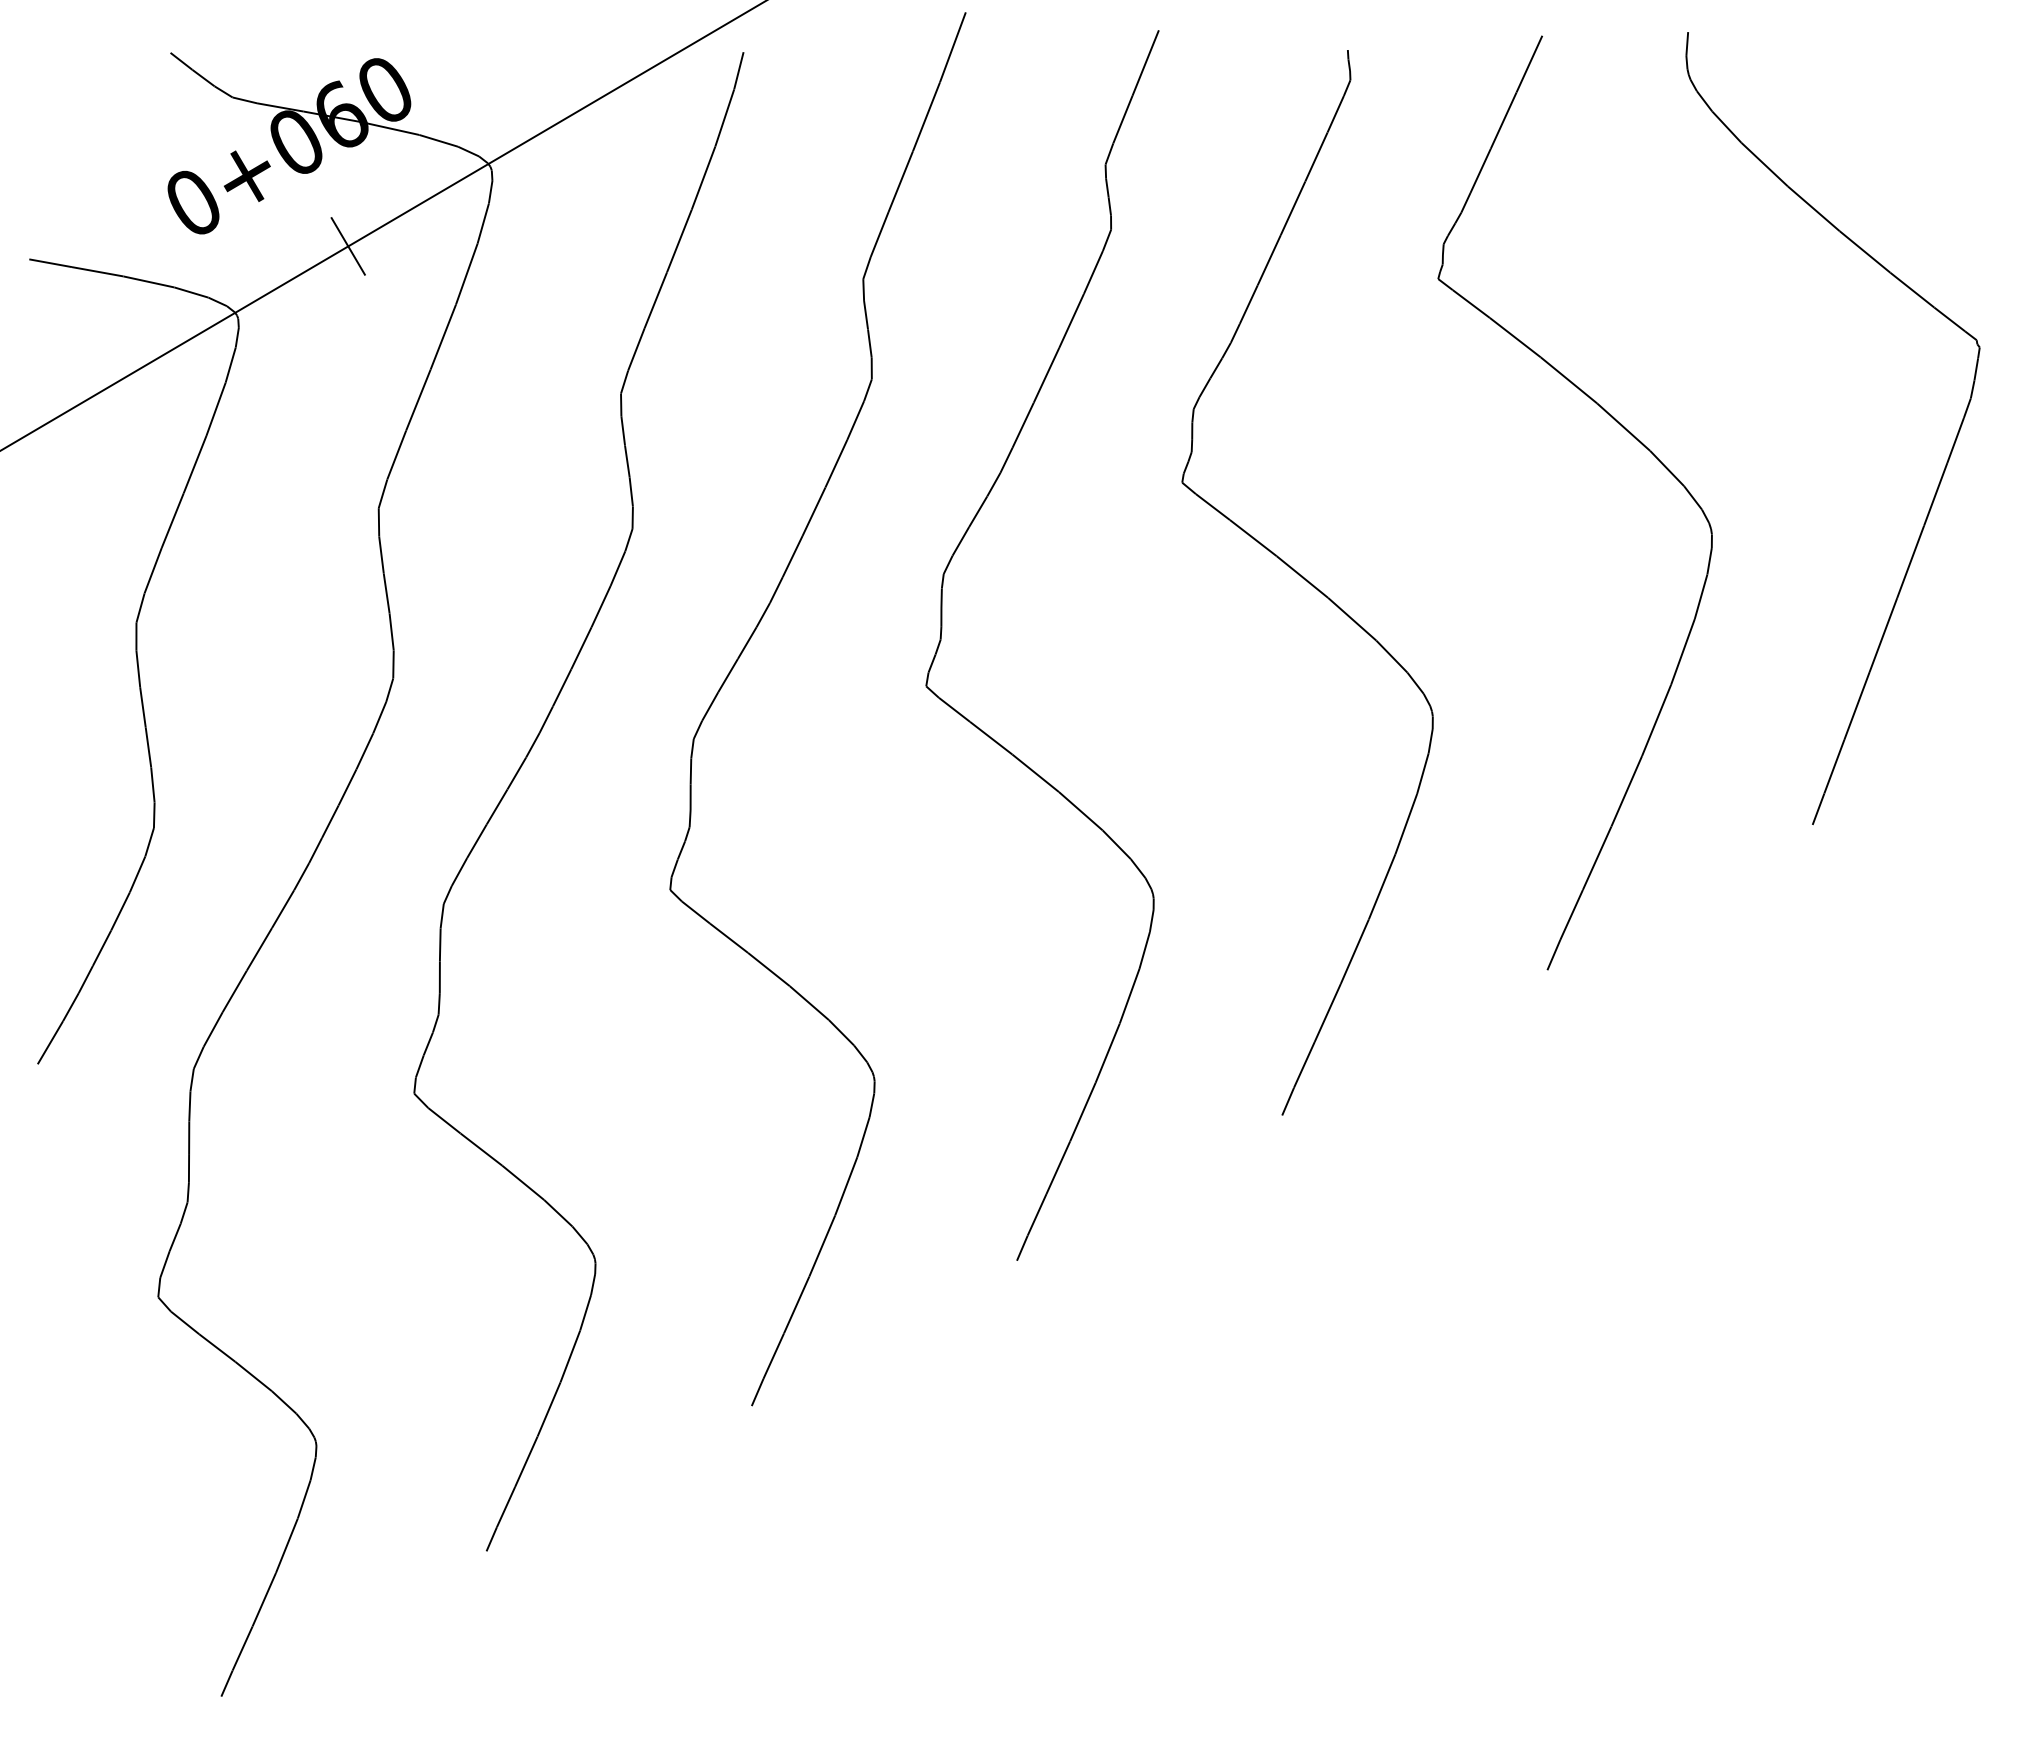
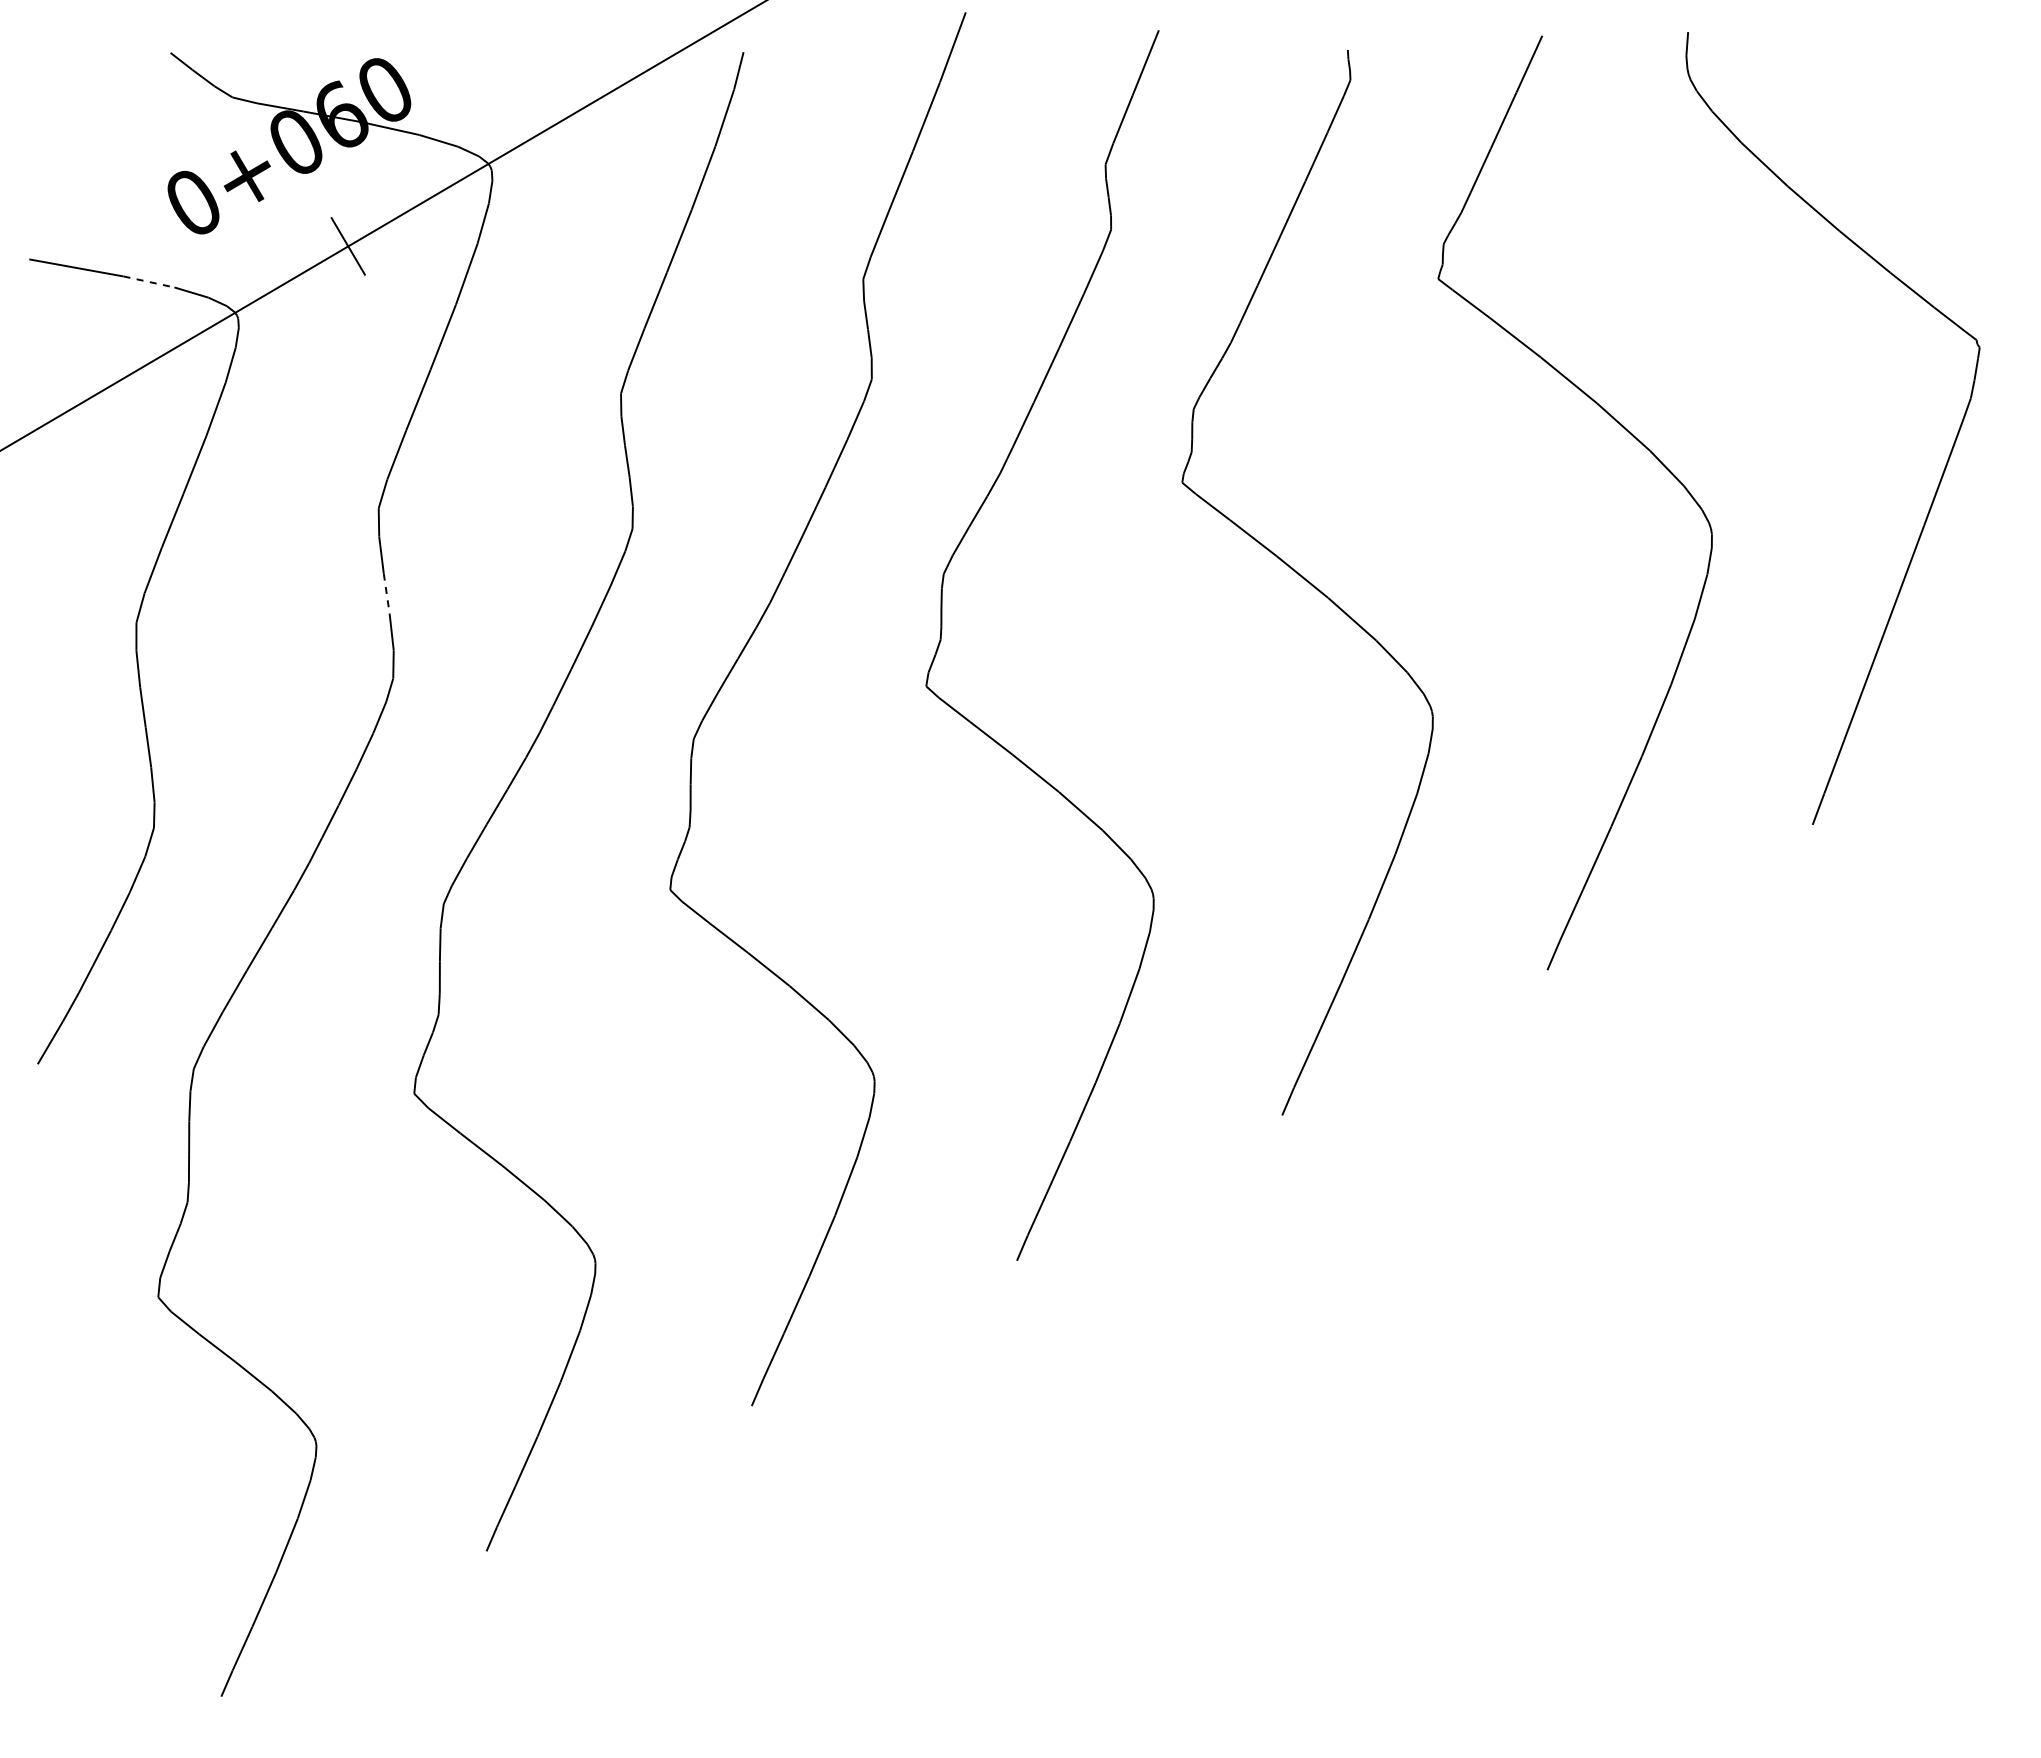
line: solid -> dashed (149, 282)
line: solid -> dashed (386, 594)
